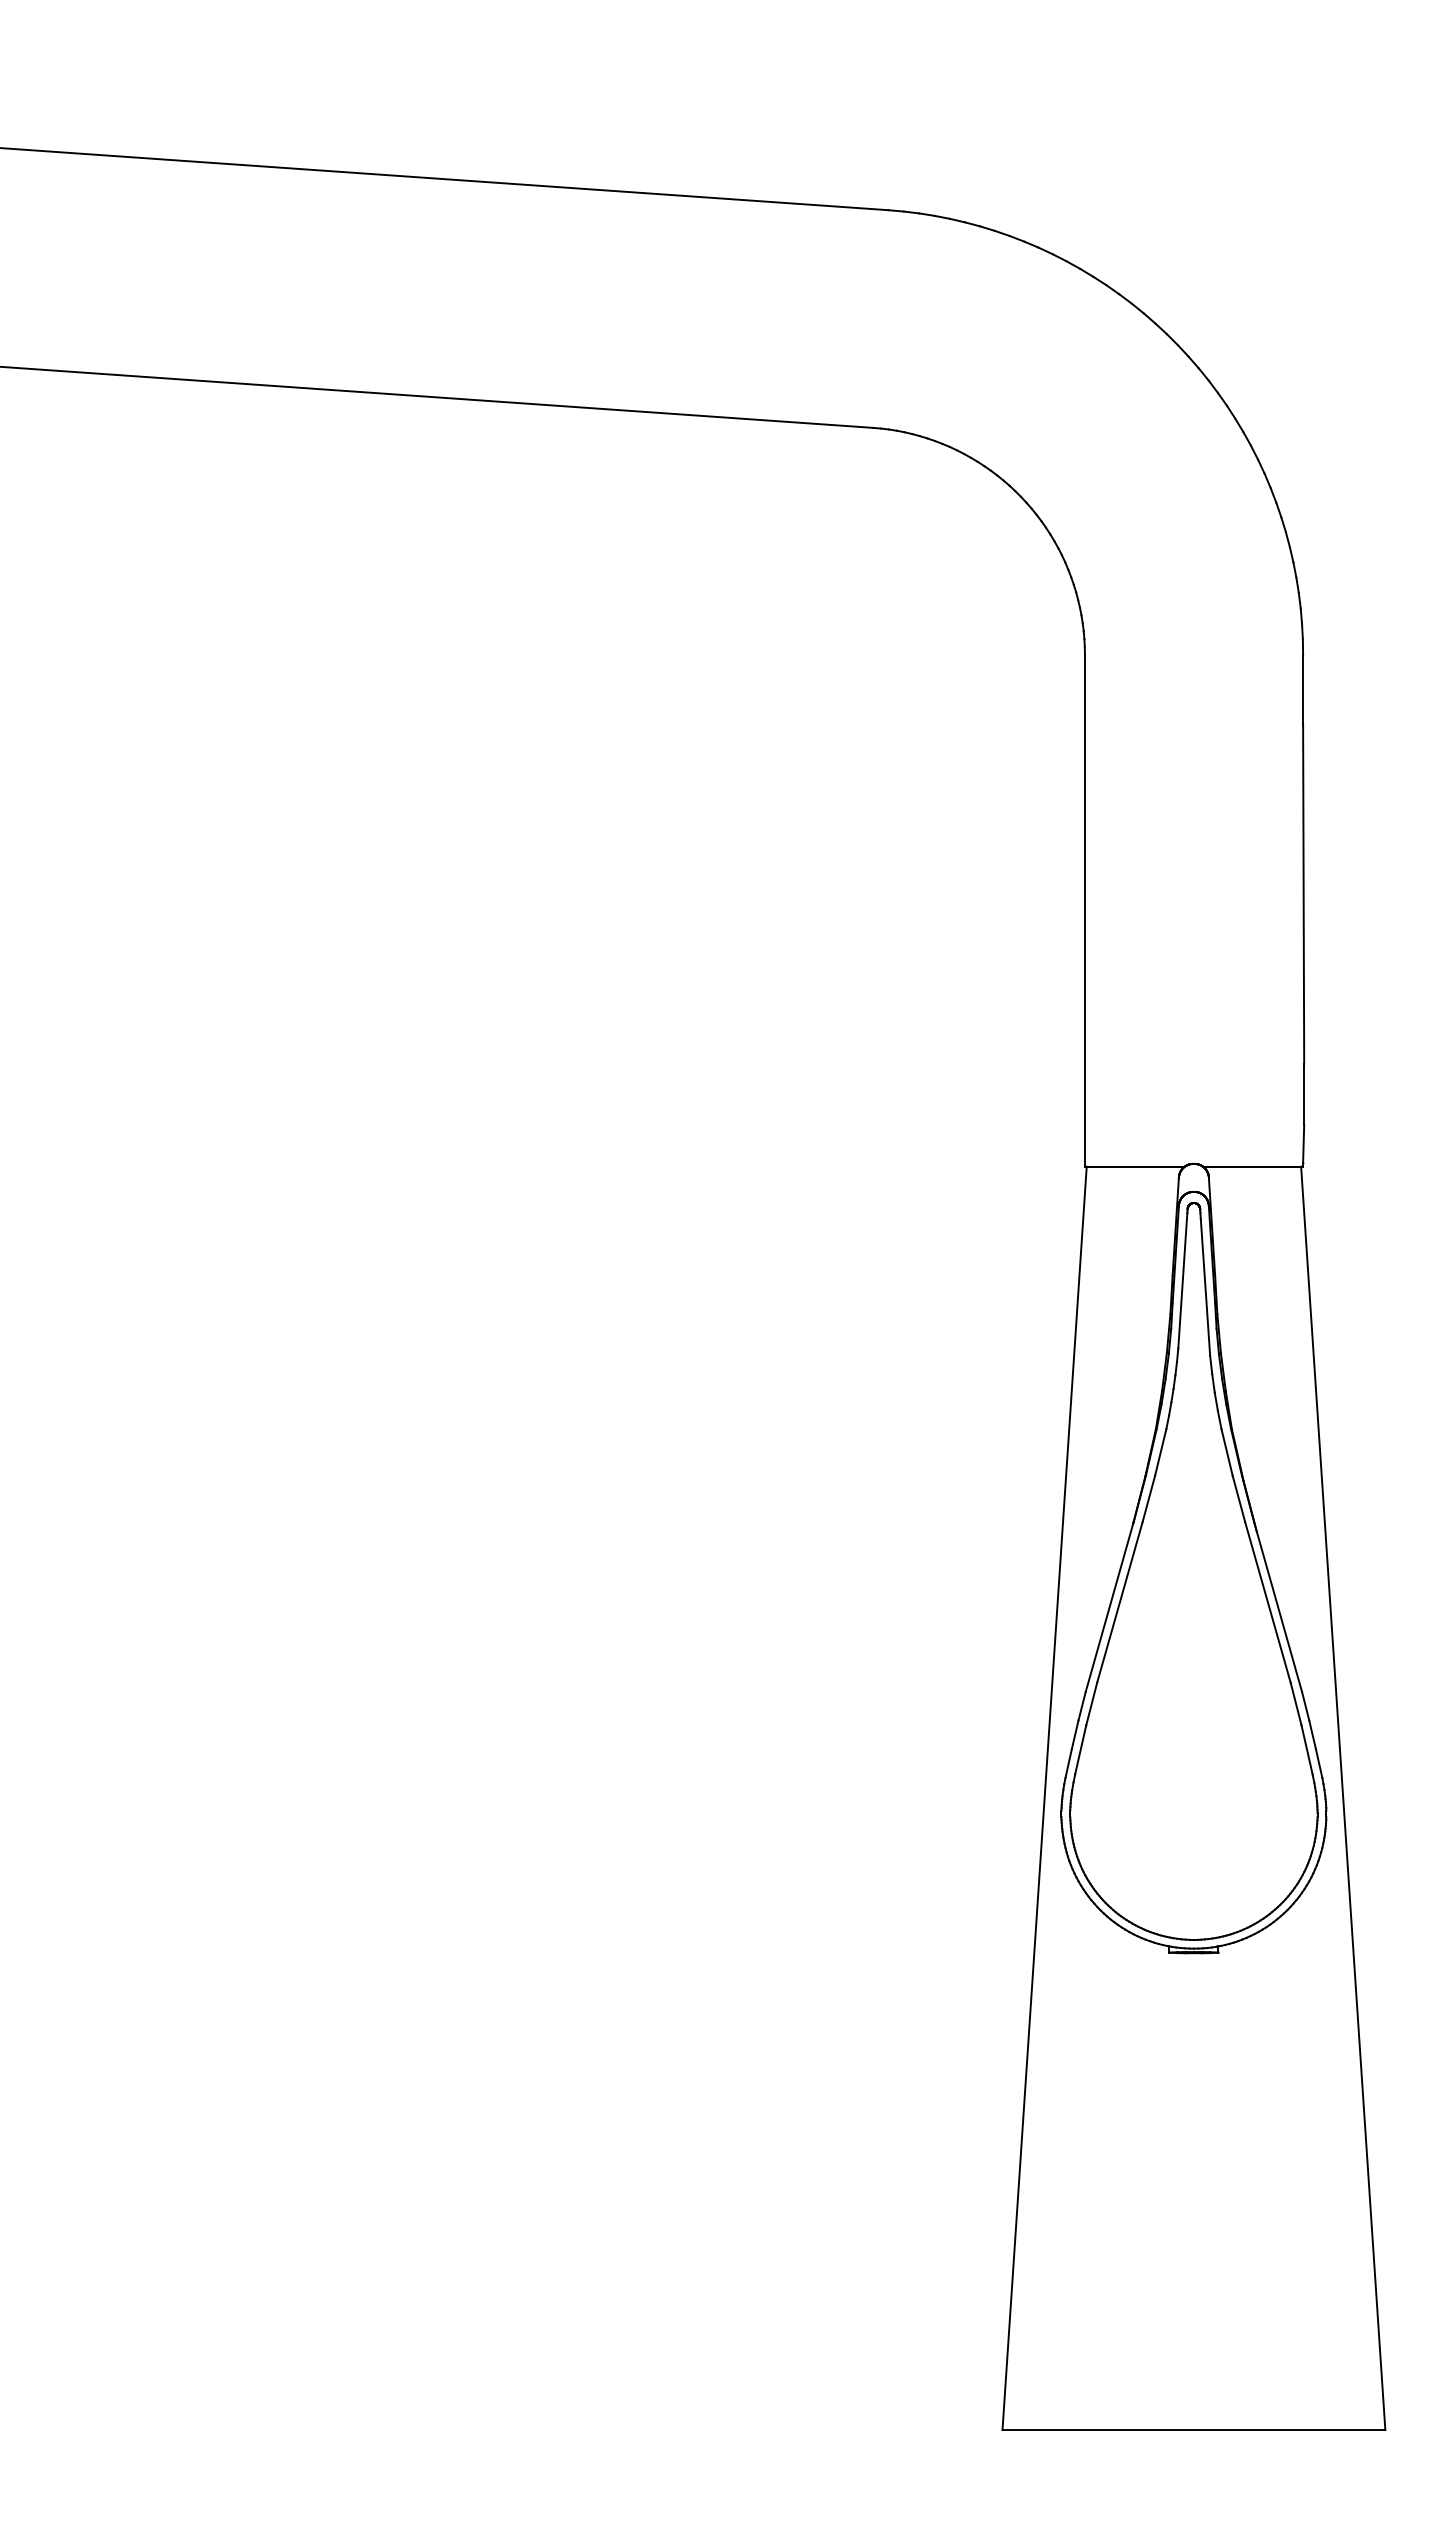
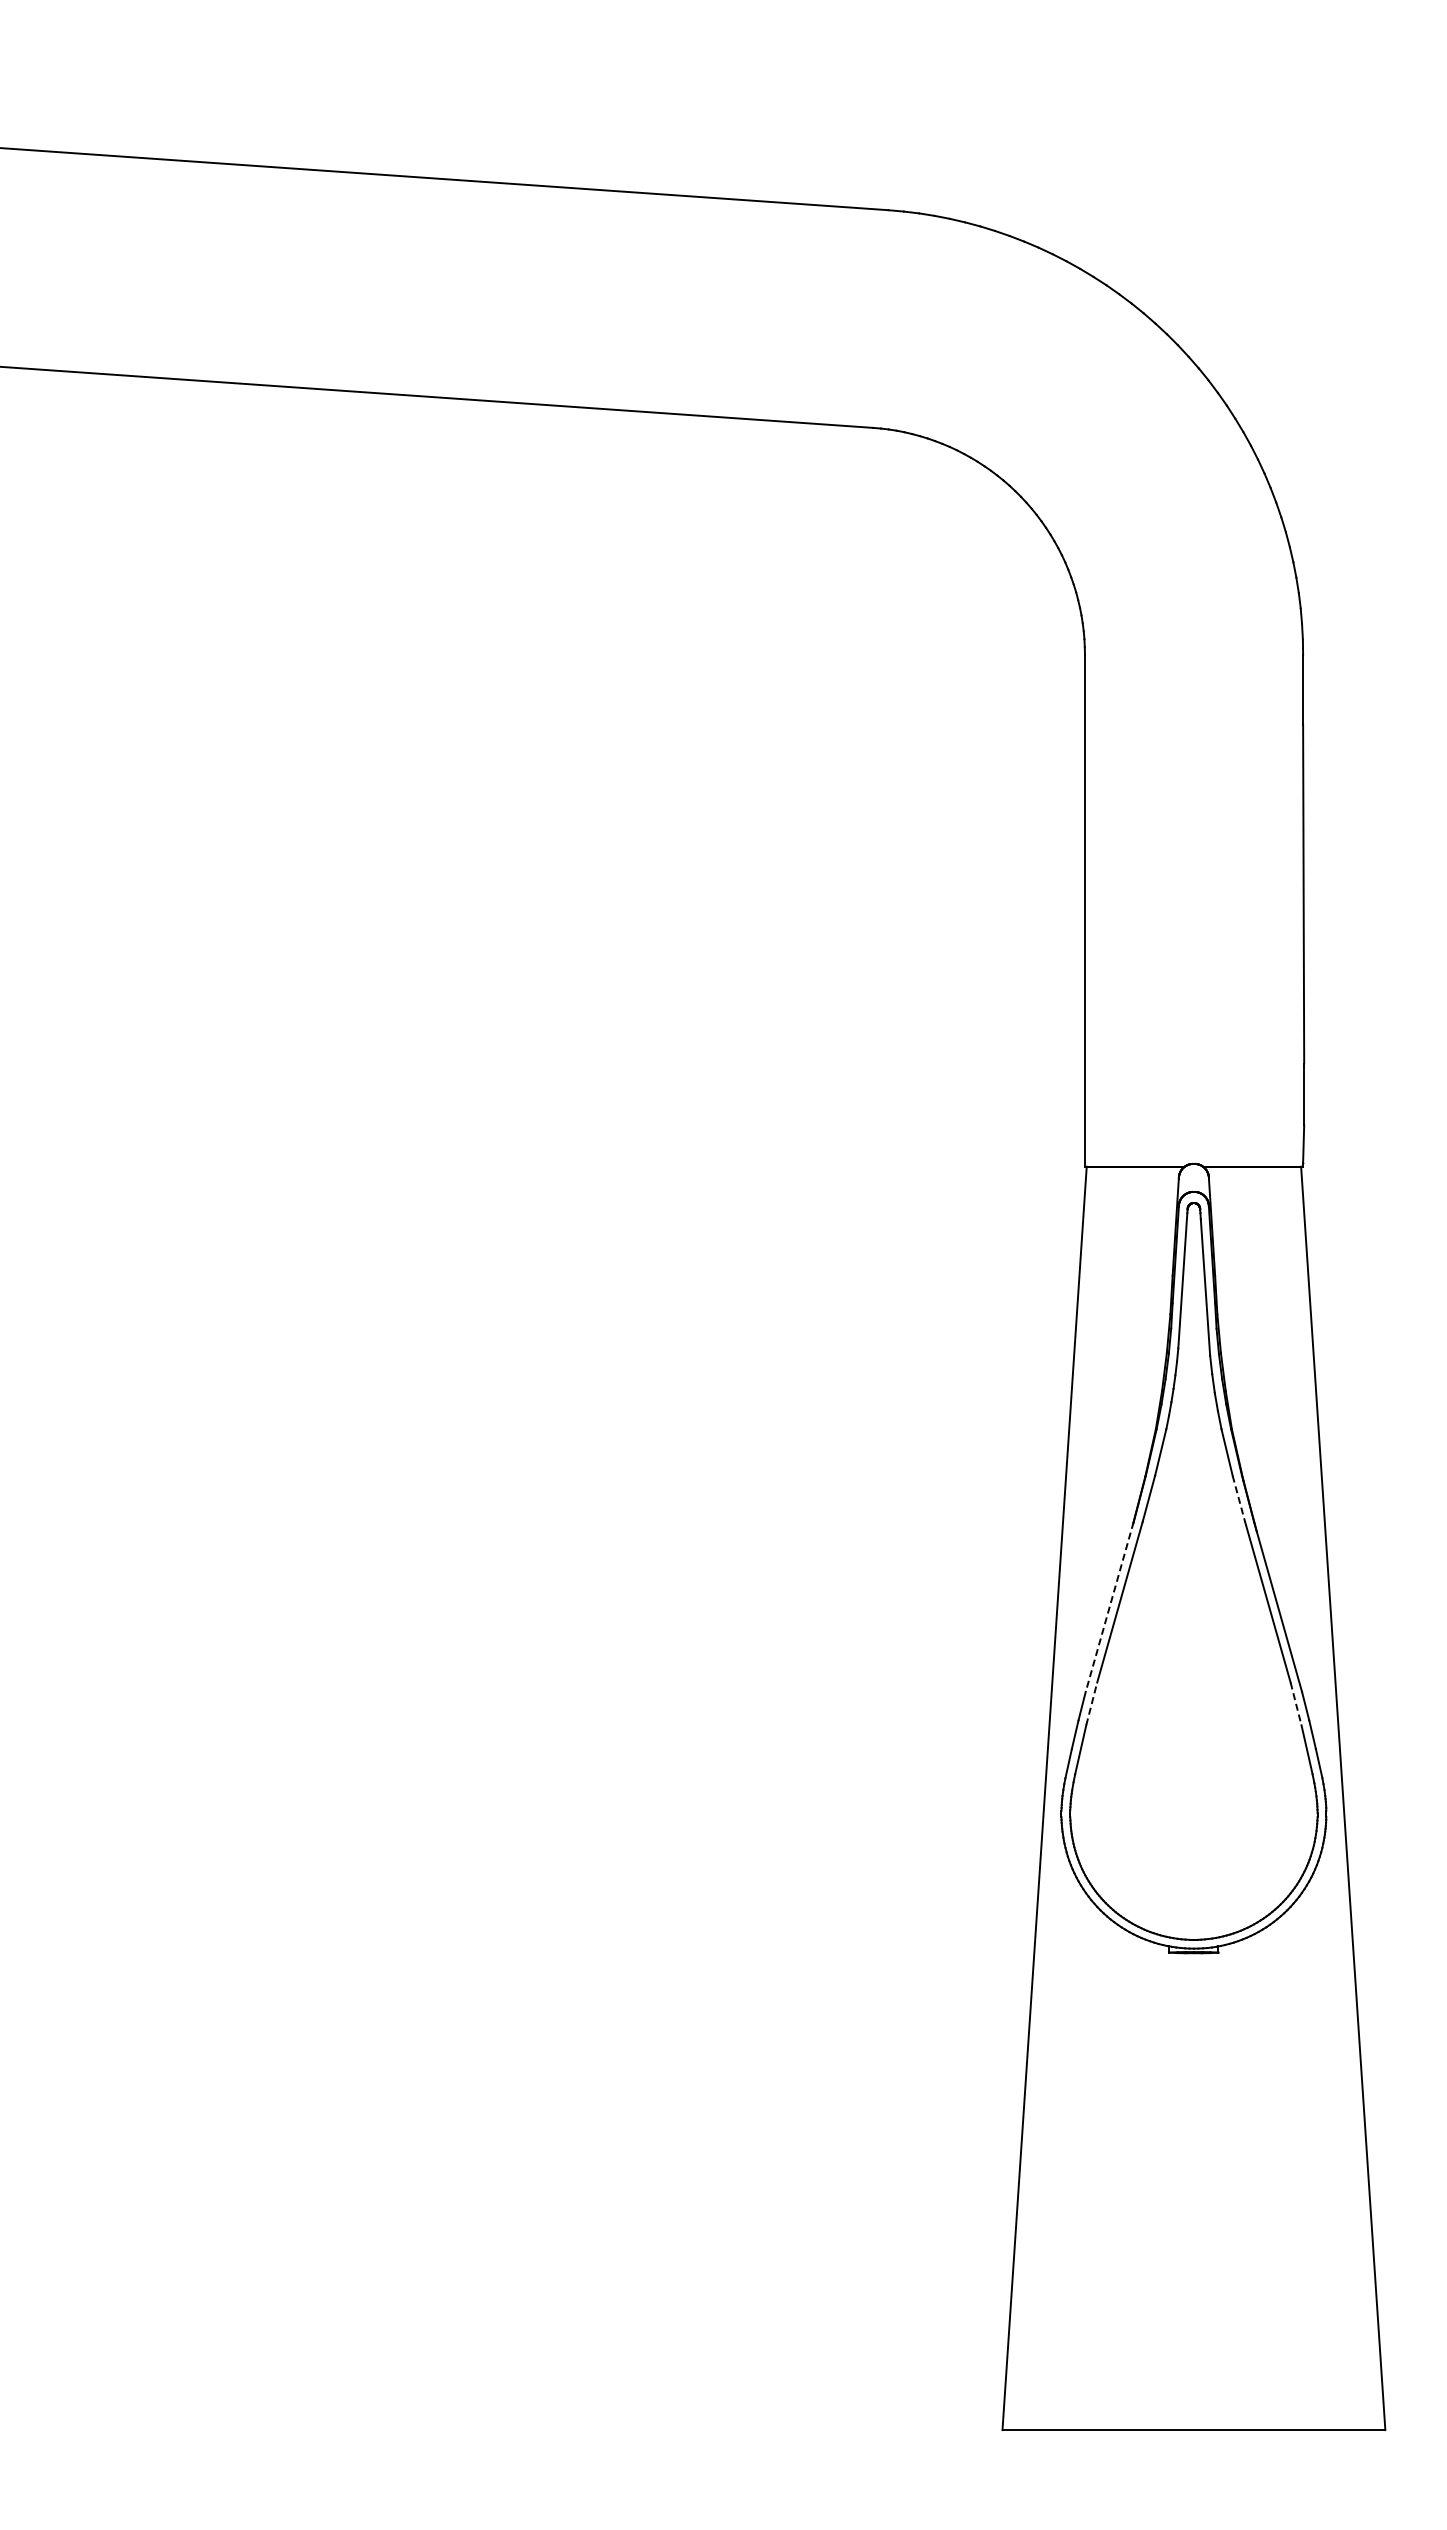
line: solid -> dashed (1238, 1498)
line: solid -> dashed (1109, 1607)
line: solid -> dashed (1091, 1703)
line: solid -> dashed (1296, 1704)
